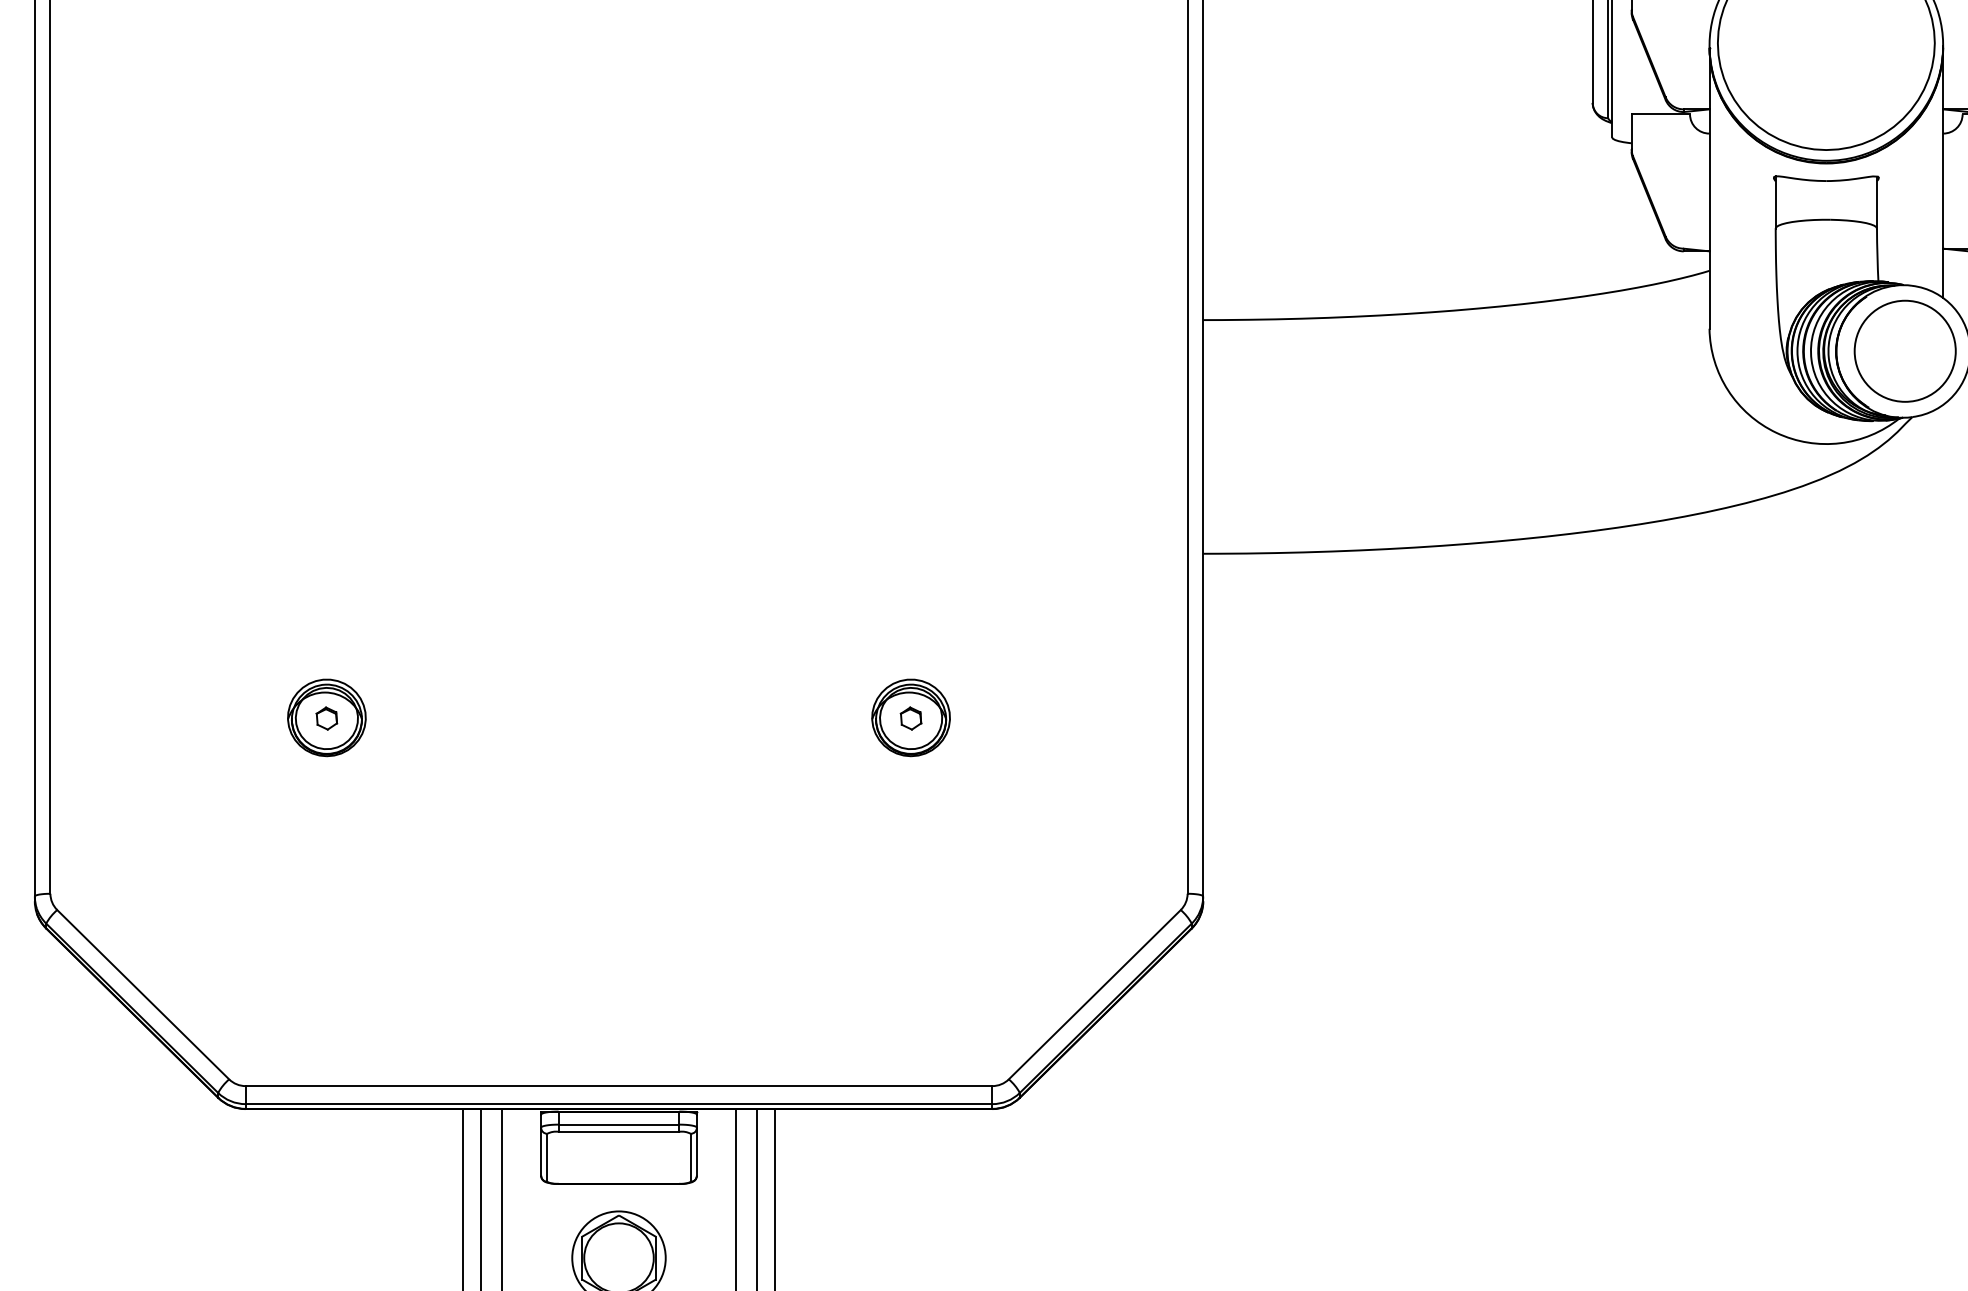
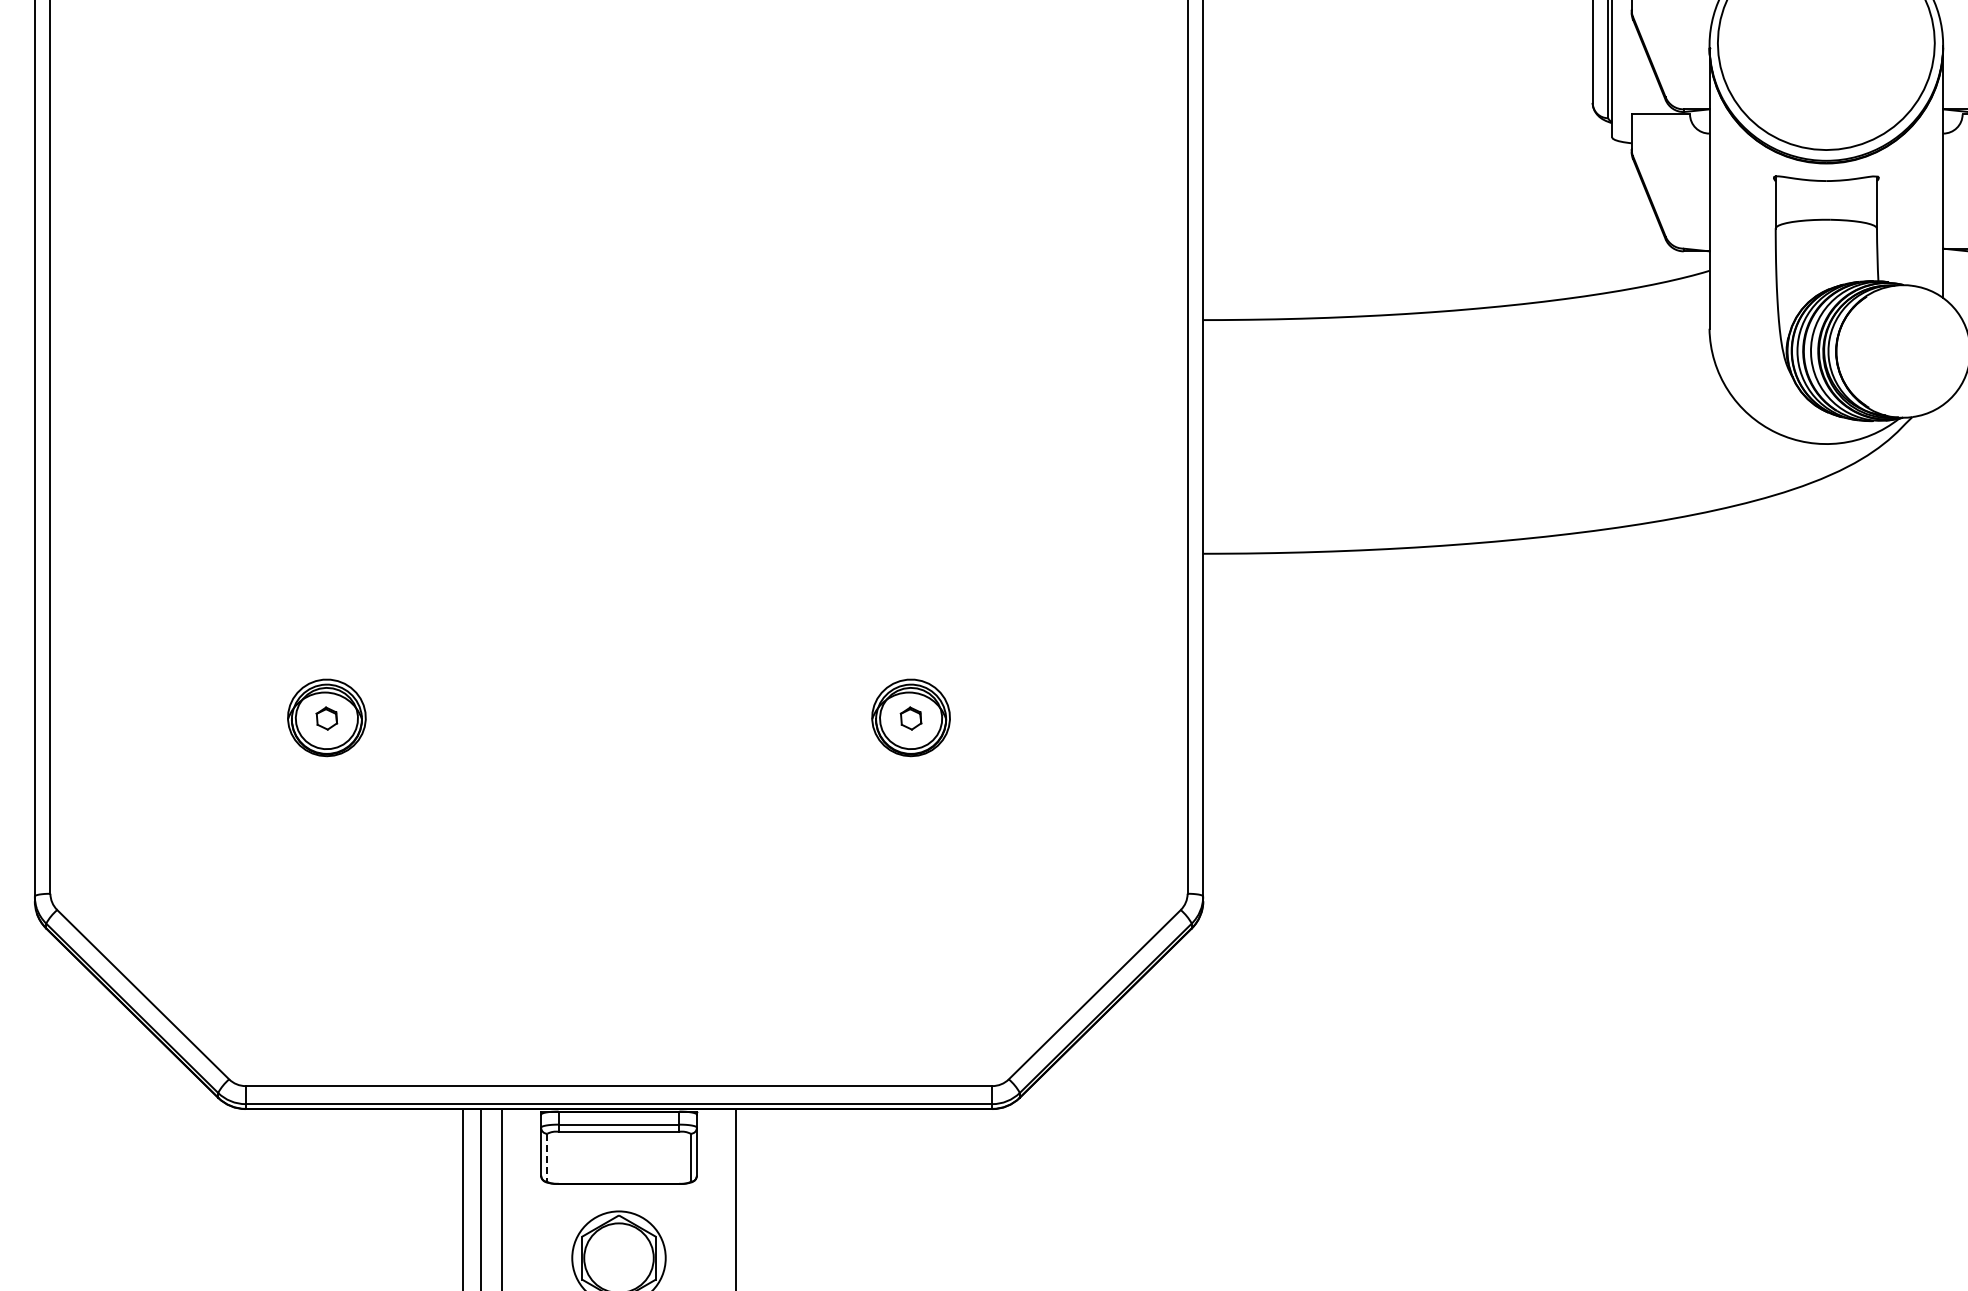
circle: present -> none (1904, 350)
line: solid -> dashed (547, 1158)
line: present -> none (757, 1198)
line: present -> none (774, 1198)
